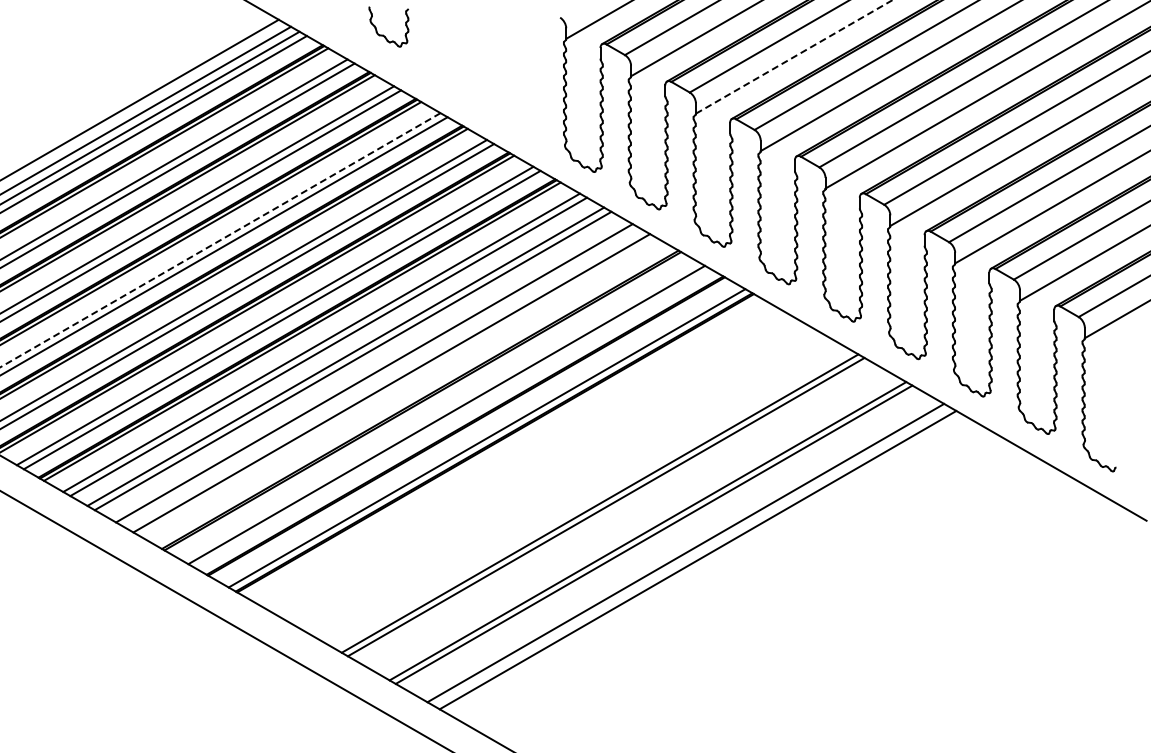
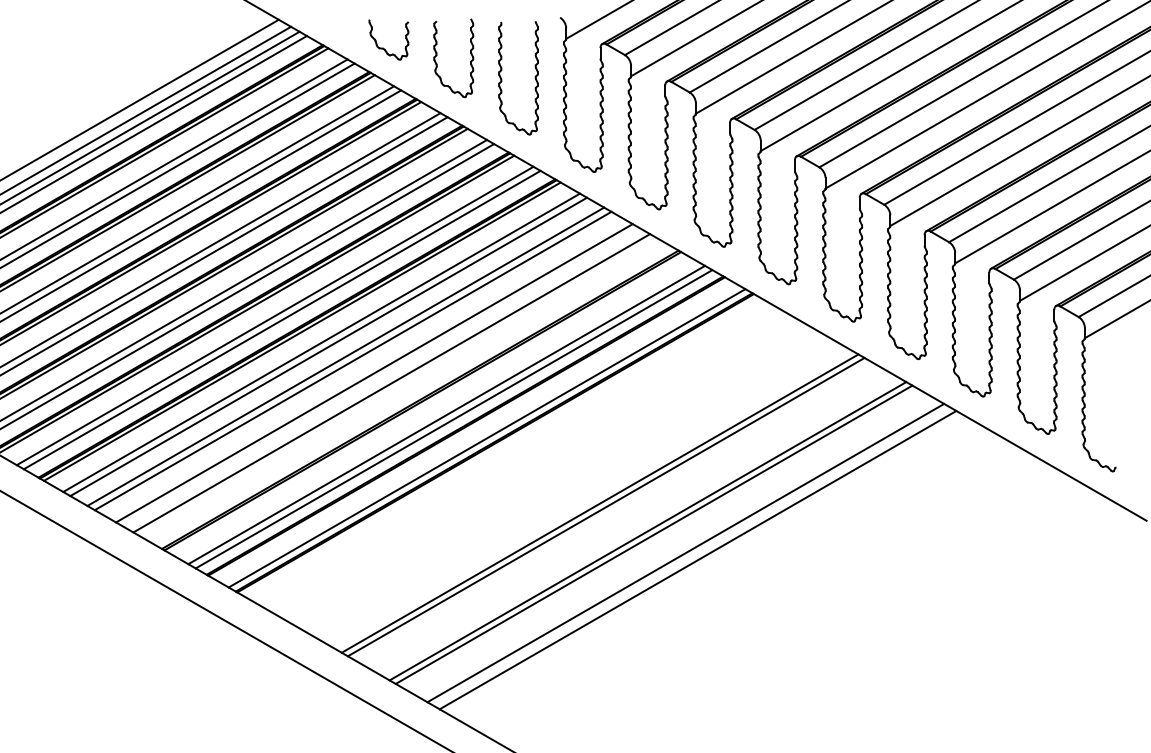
part position: (383, 34) -> (383, 47) (383, 47)
part: none -> present (437, 55)
line: dashed -> solid (794, 56)
part: none -> present (534, 78)
line: dashed -> solid (219, 240)
line: none -> present (453, 419)
